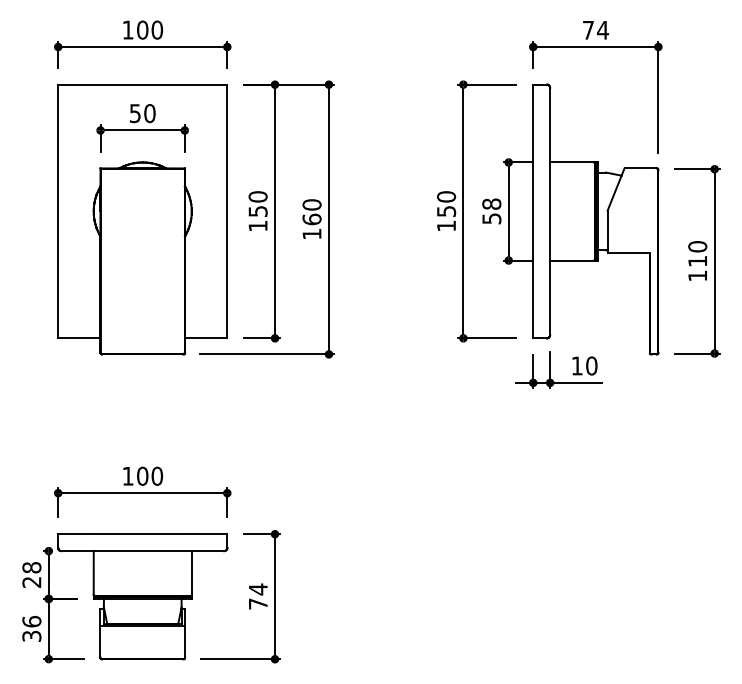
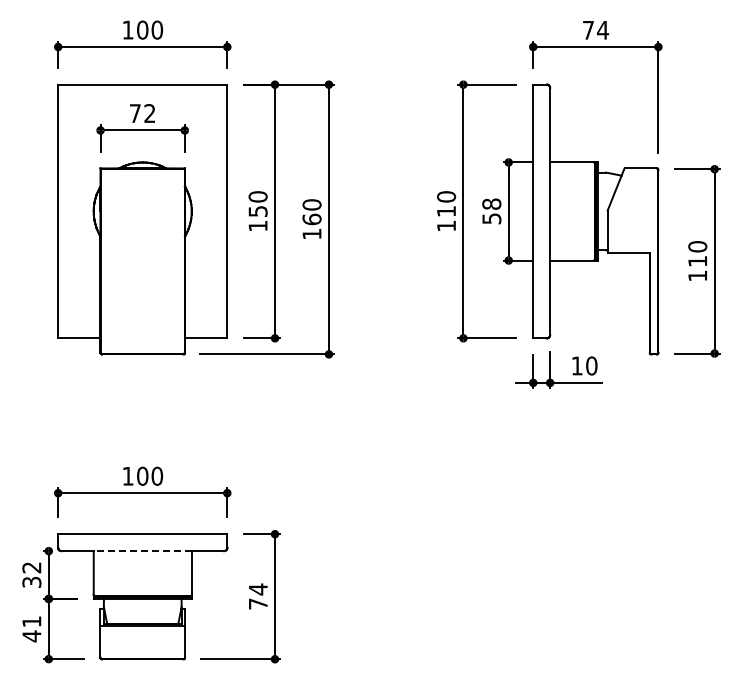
text: 50 -> 72 (142, 113)
text: 150 -> 110 (446, 211)
line: solid -> dashed (142, 551)
text: 28 -> 32 (31, 574)
text: 36 -> 41 (31, 629)
